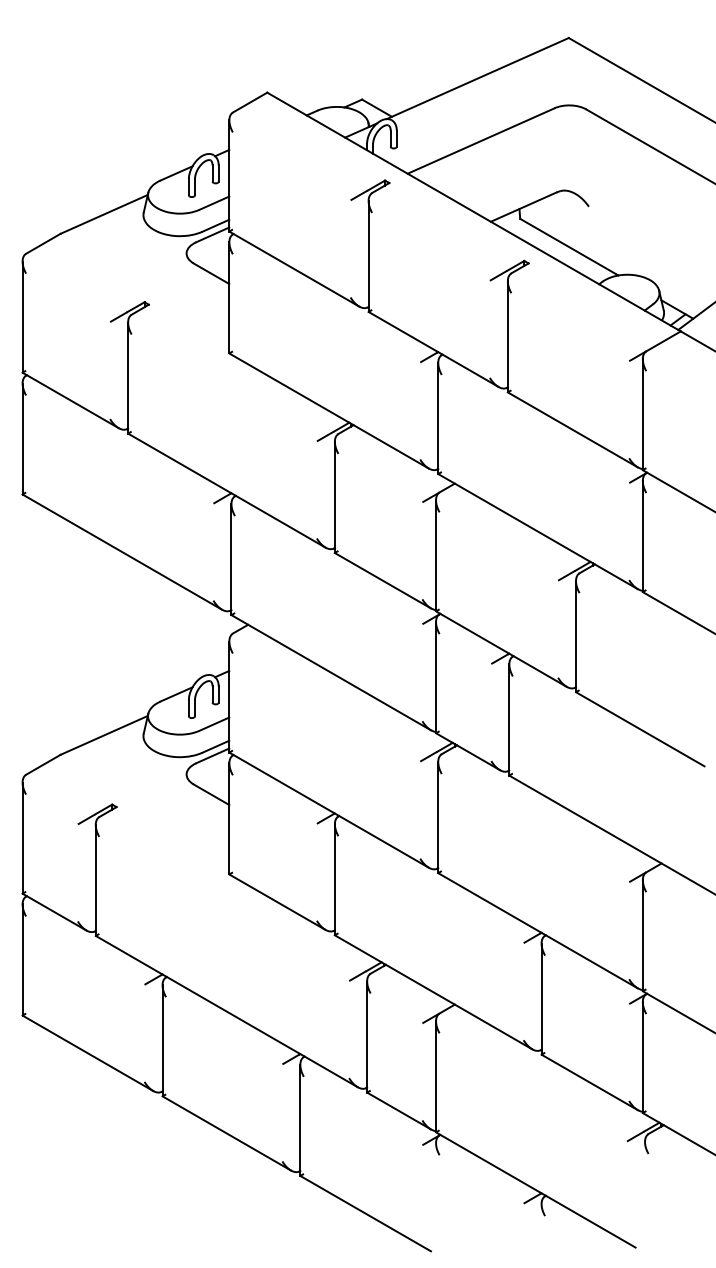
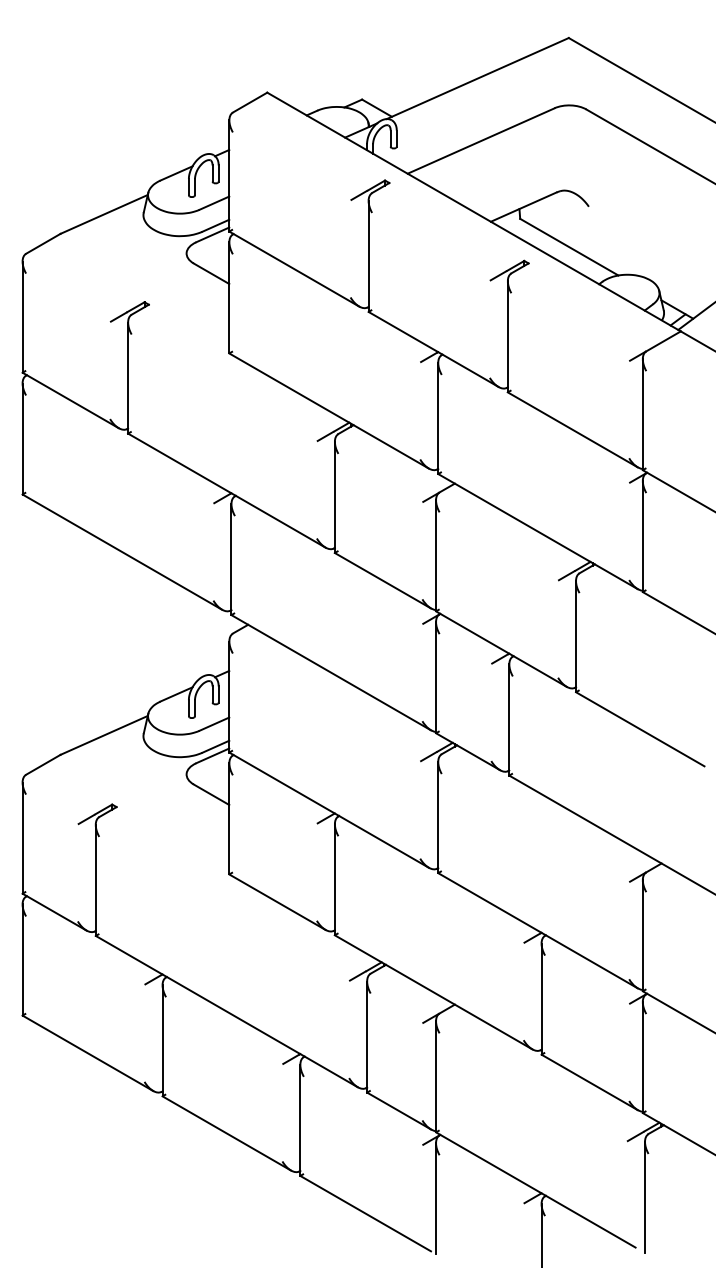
line: none -> present (644, 1196)
line: none -> present (436, 1198)
line: none -> present (541, 1234)
